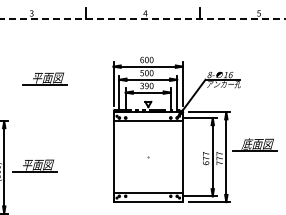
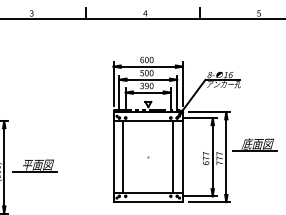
line: dashed -> solid (143, 19)
part: present -> none (44, 78)
line: none -> present (123, 156)
line: none -> present (173, 156)
